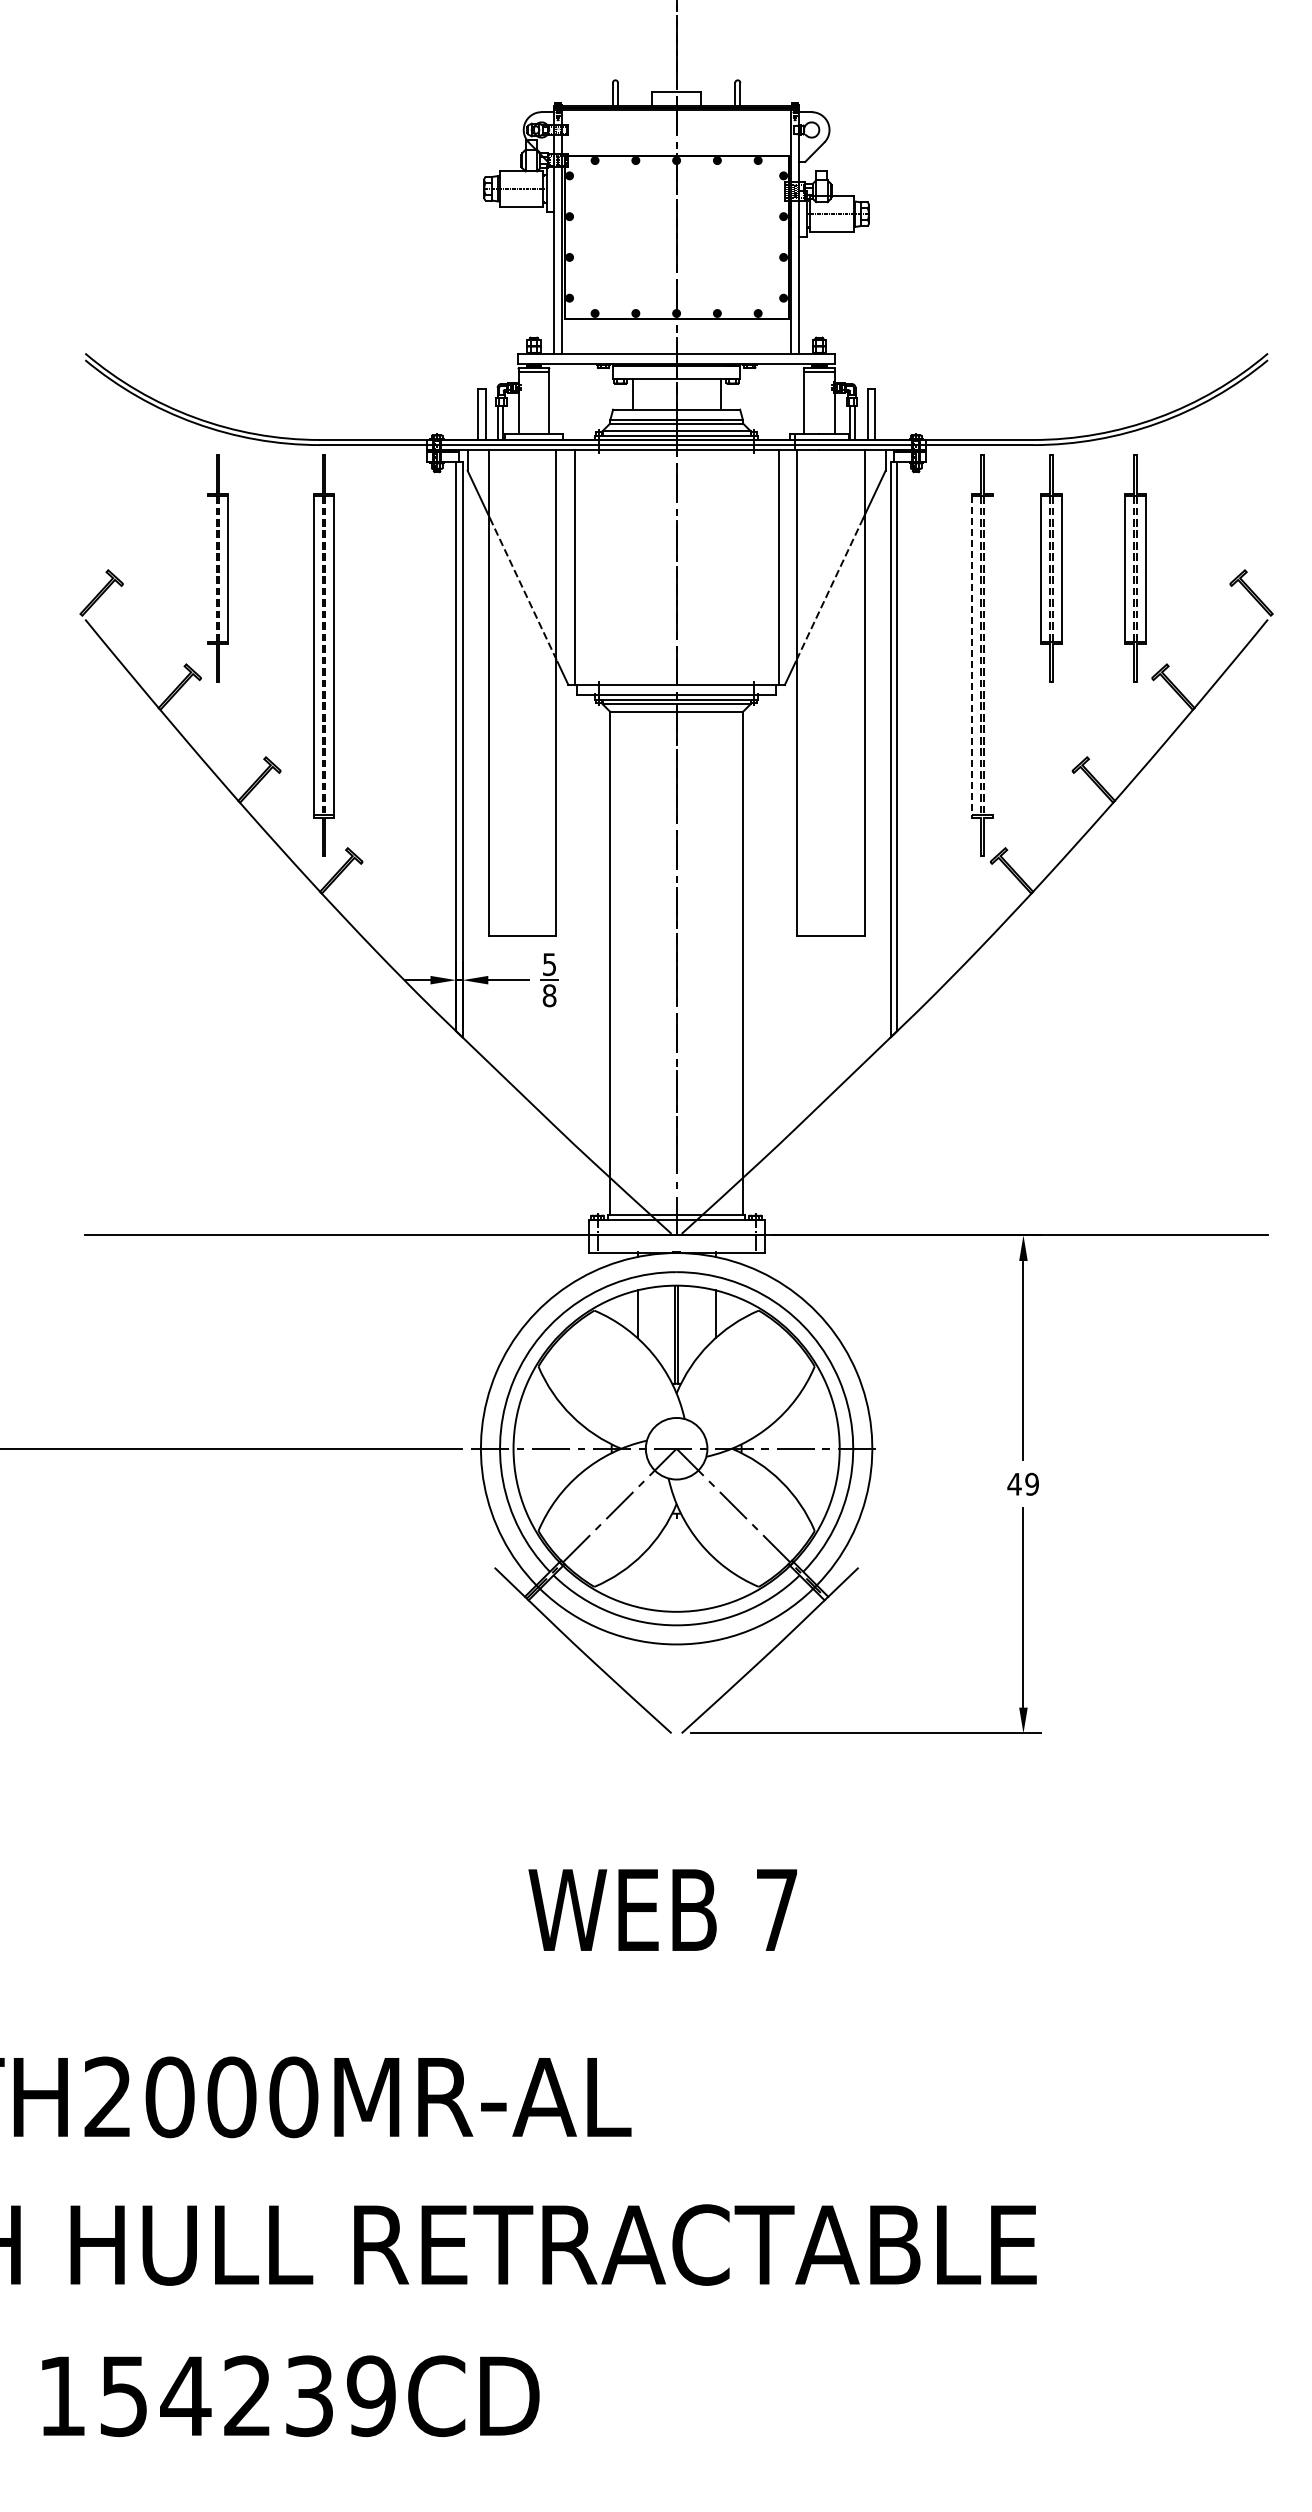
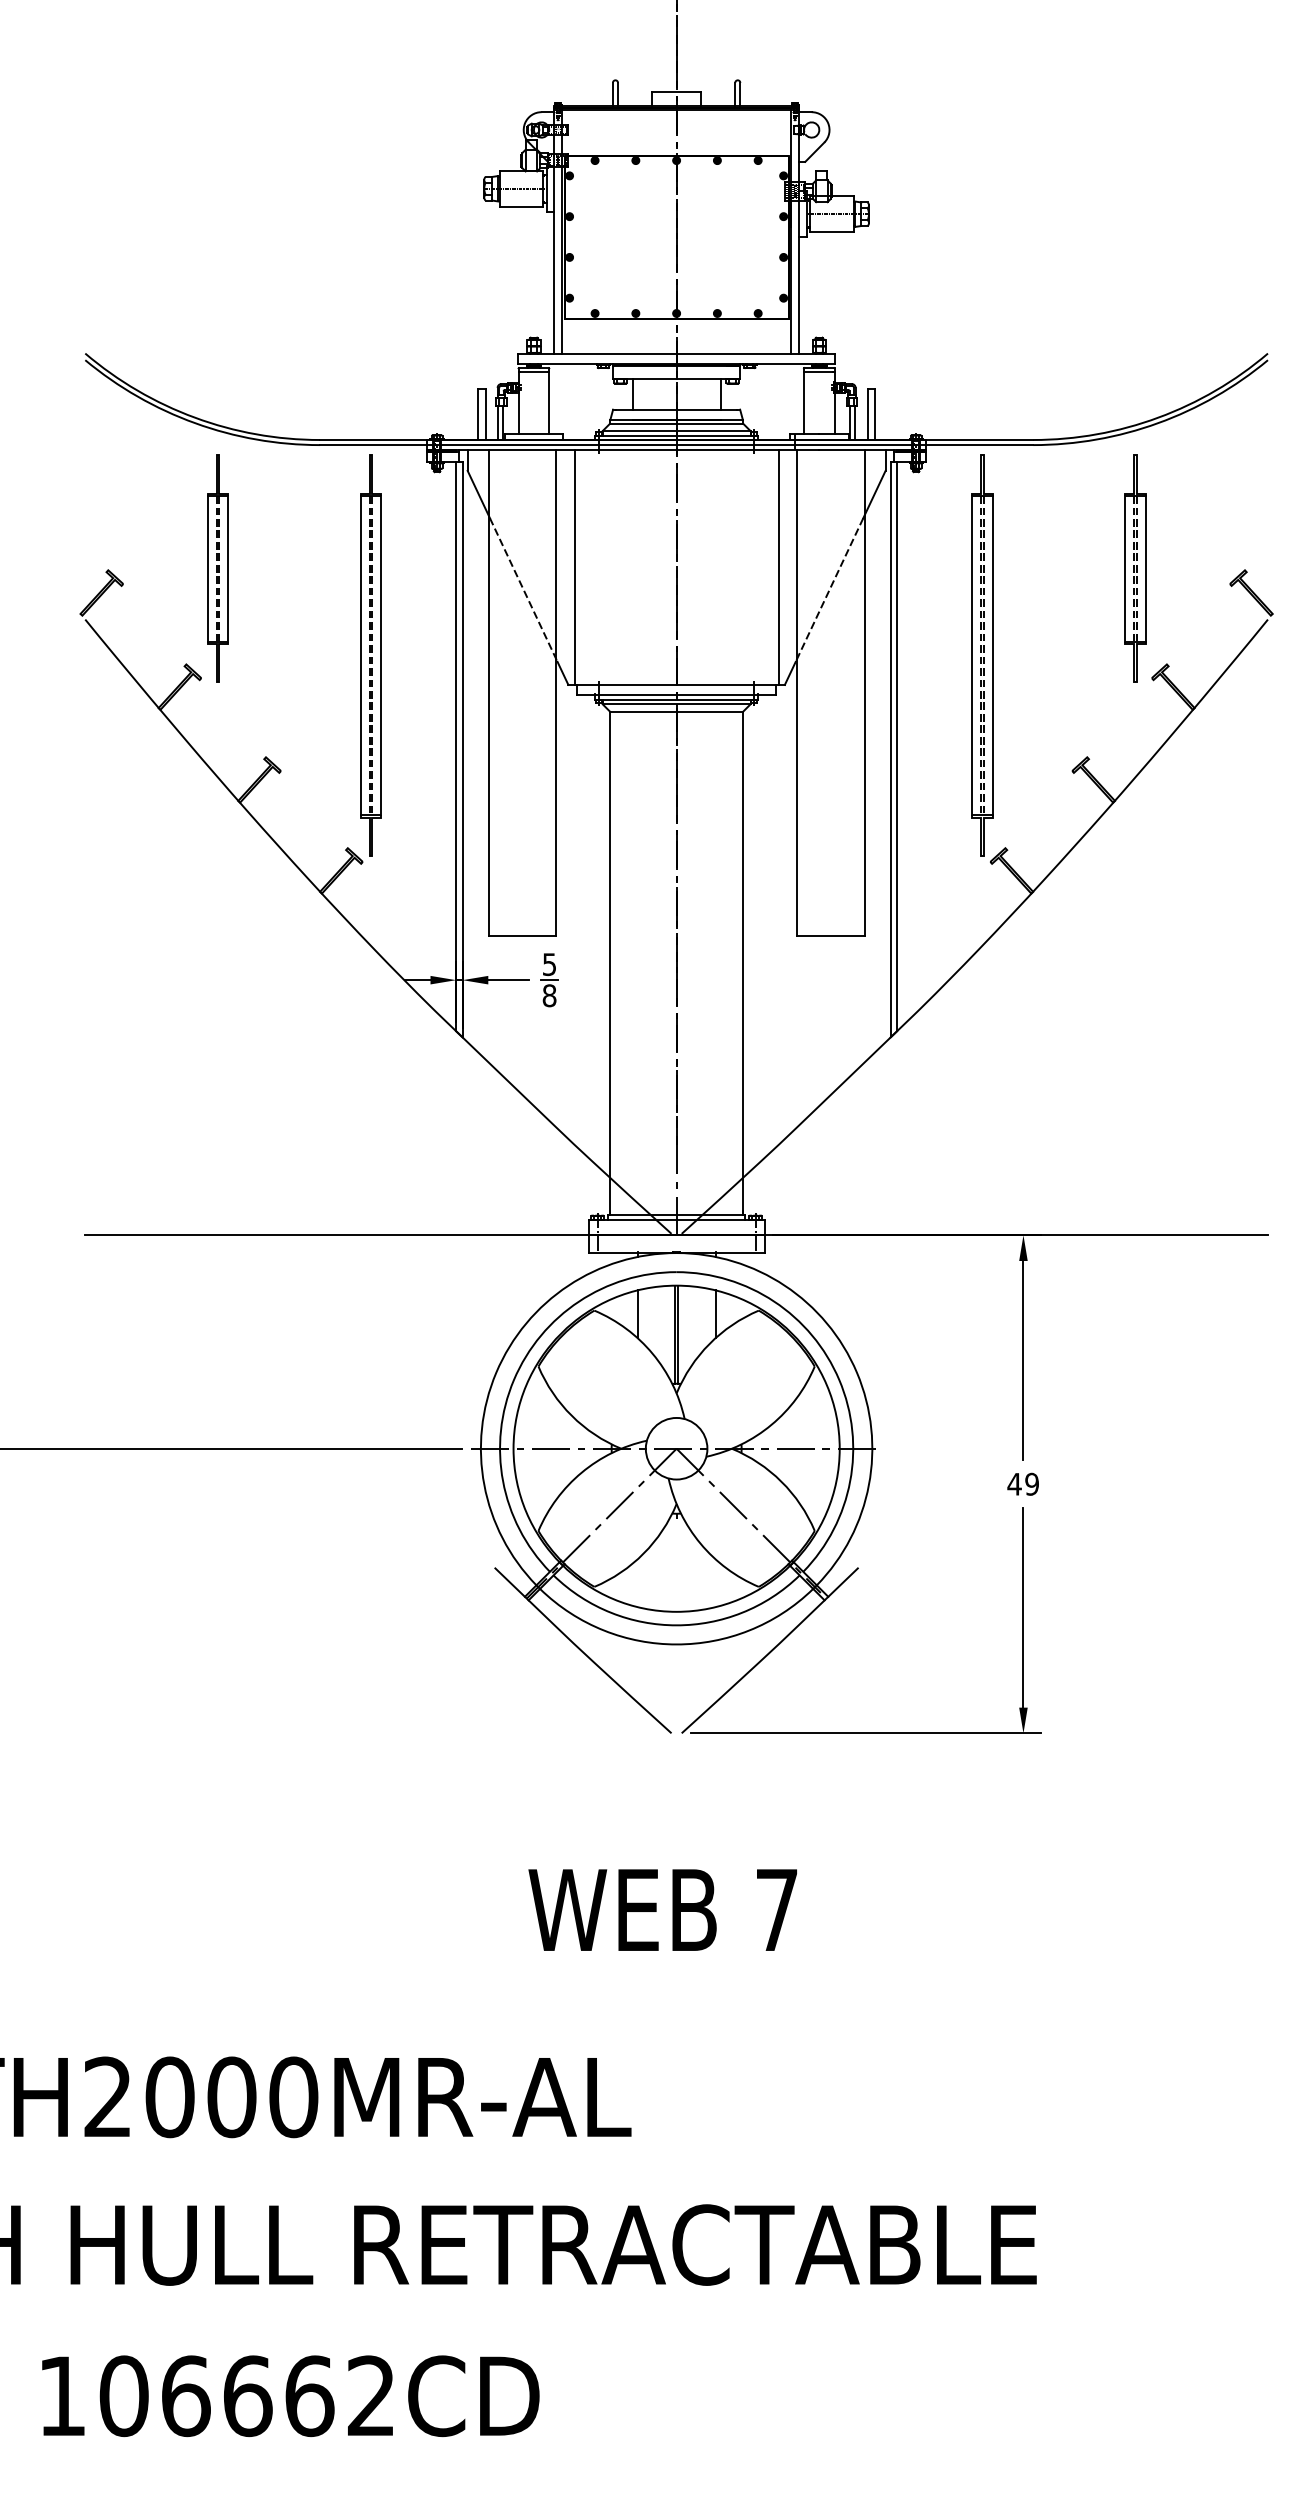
line: none -> present (207, 568)
part: present -> none (1051, 568)
part position: (323, 655) -> (370, 655) (370, 655)
line: dashed -> solid (972, 655)
line: none -> present (992, 655)
text: 154239CD -> 106662CD (247, 2396)
